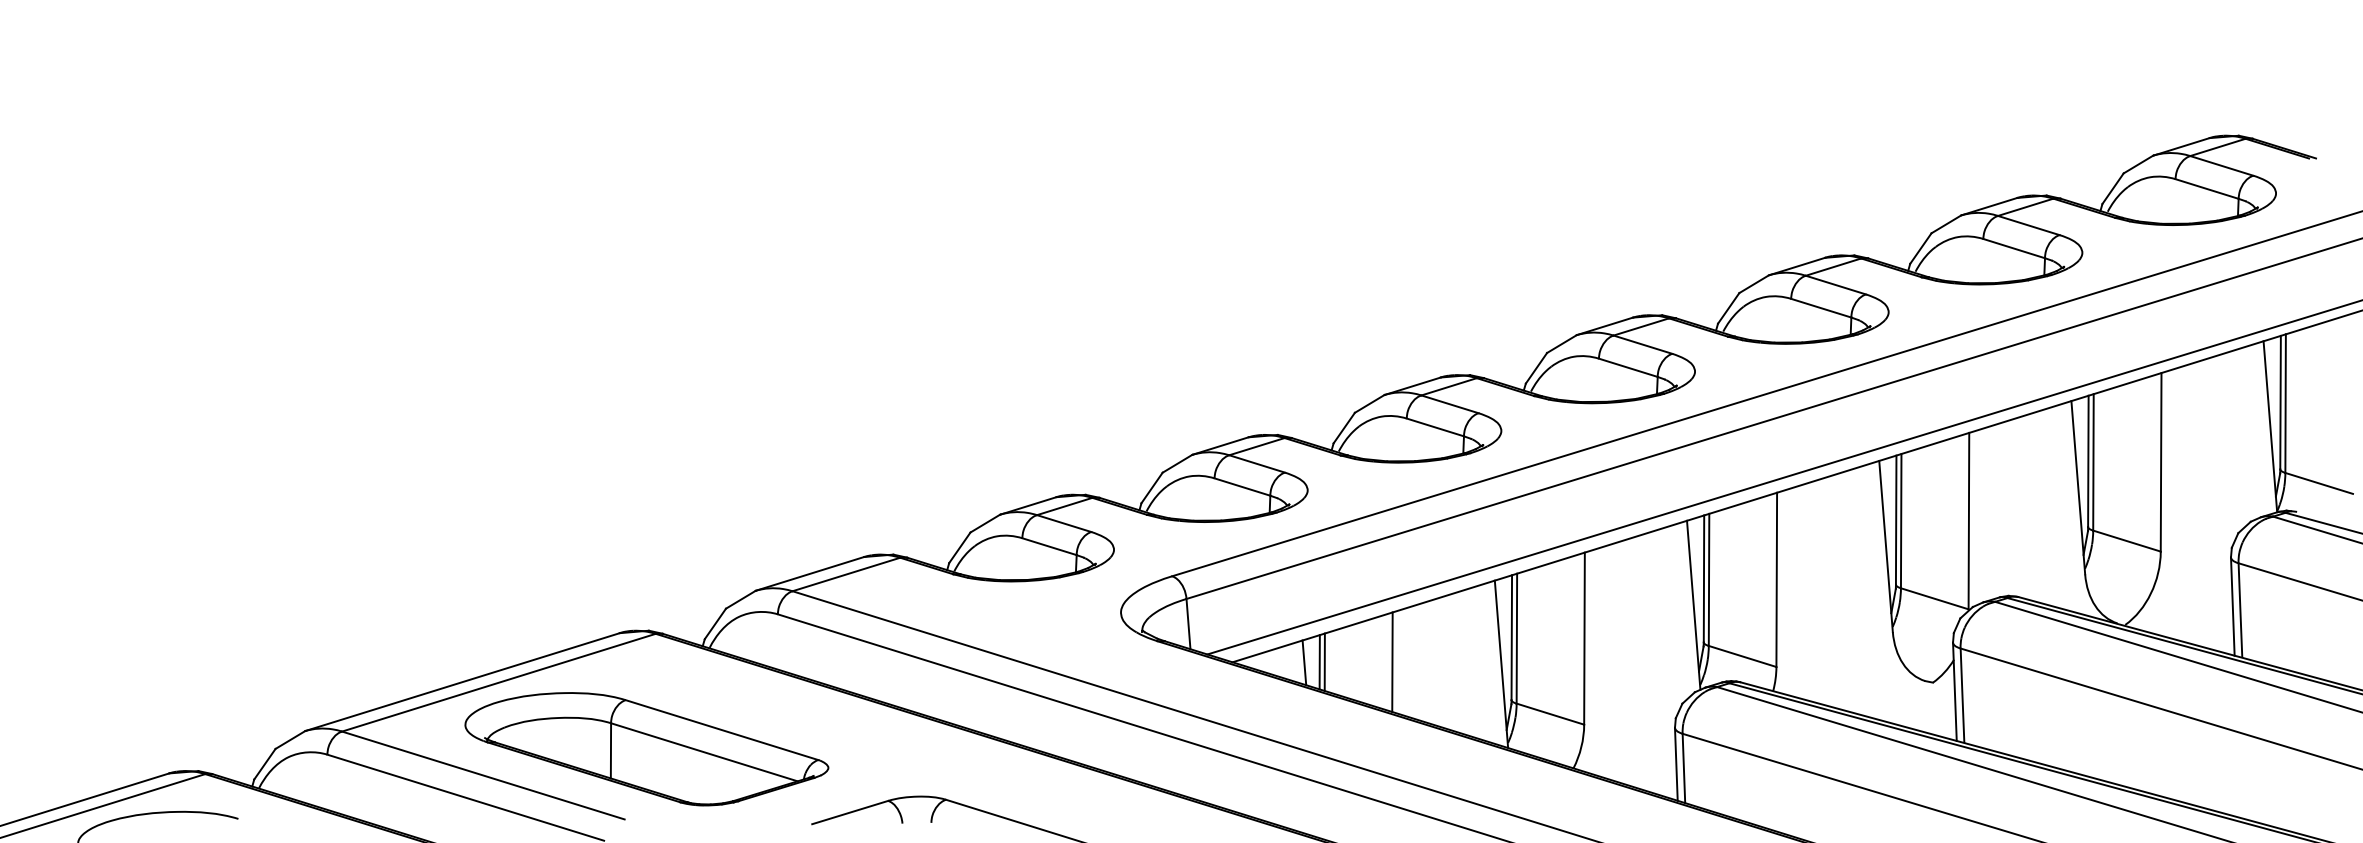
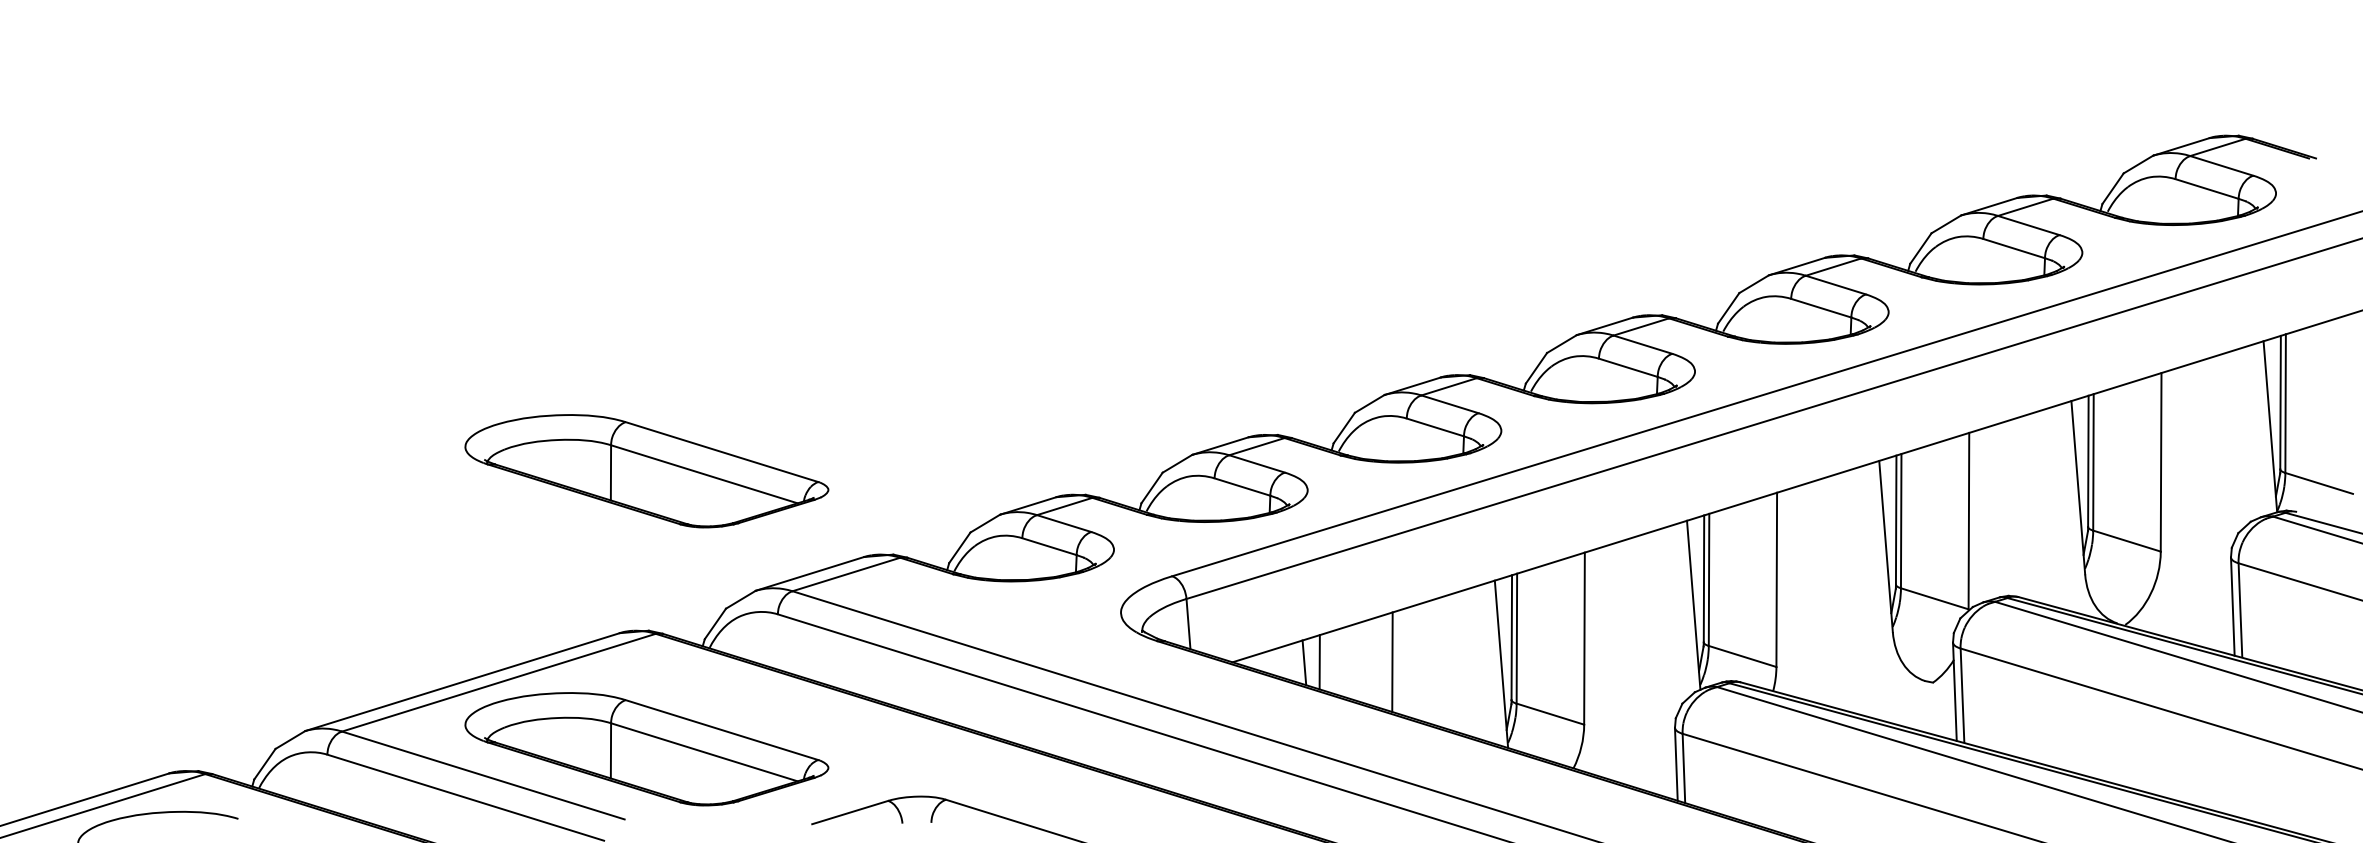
part: none -> present (646, 471)
line: present -> none (1783, 477)
line: present -> none (1324, 661)
